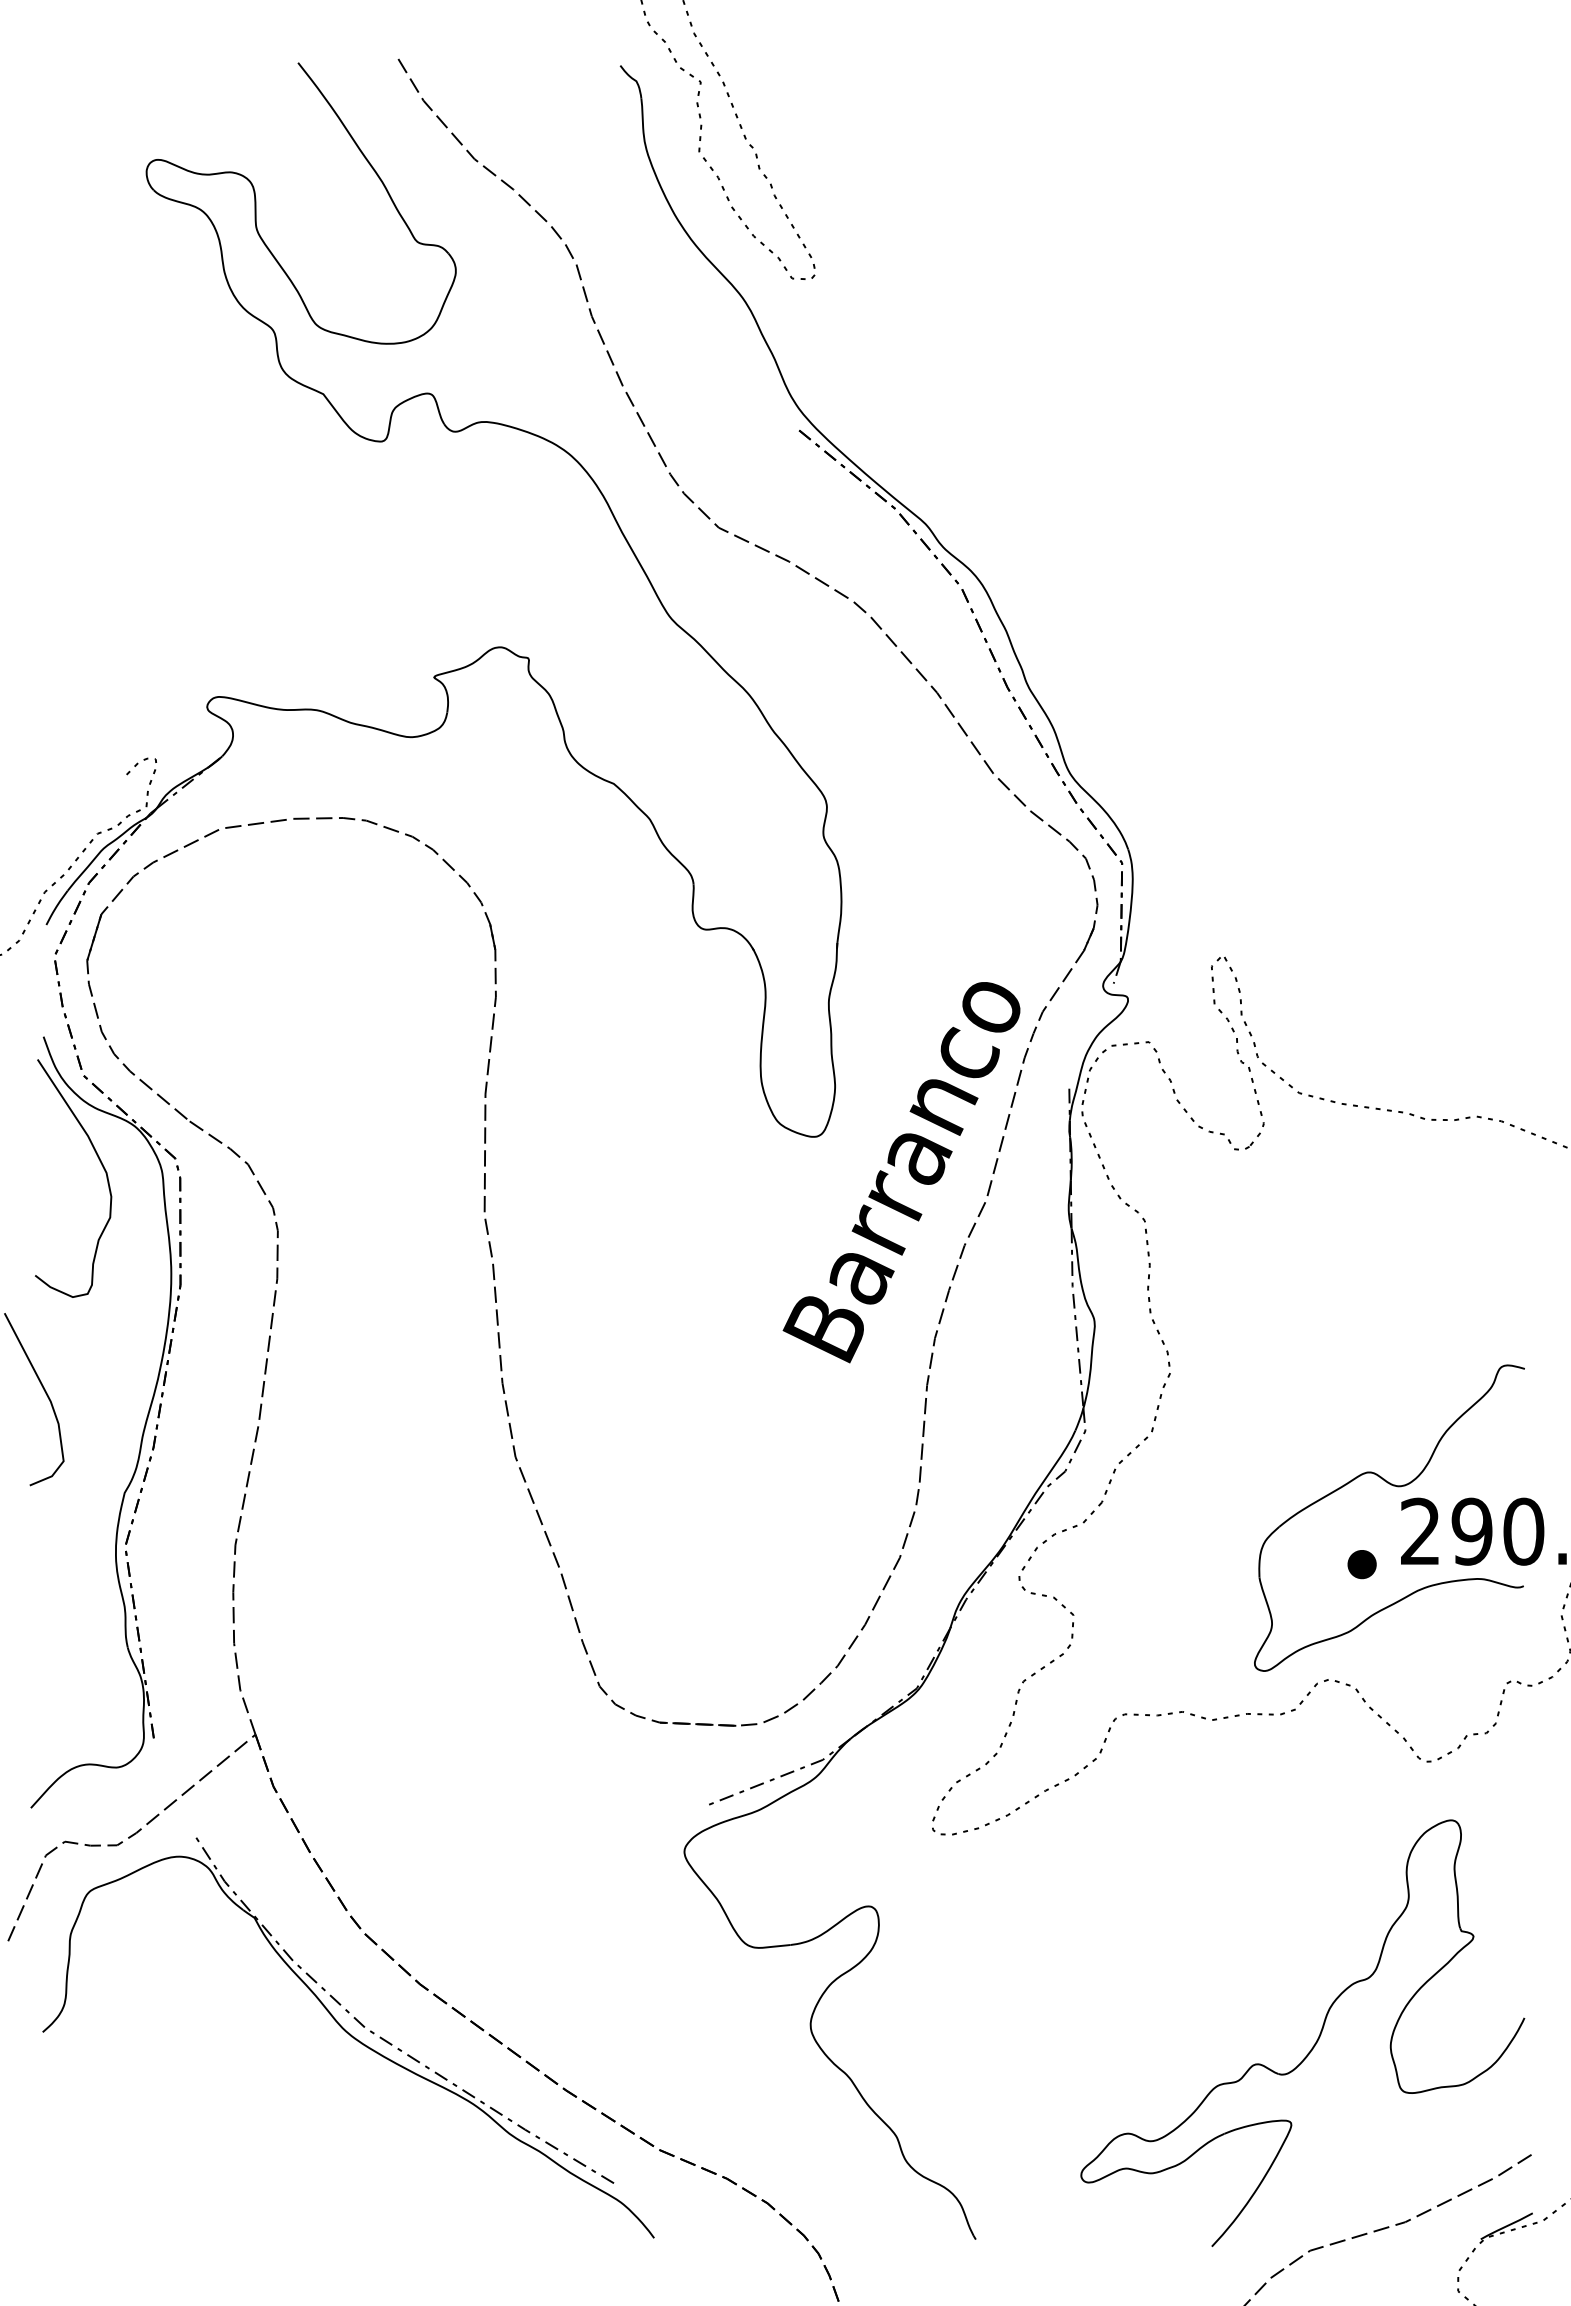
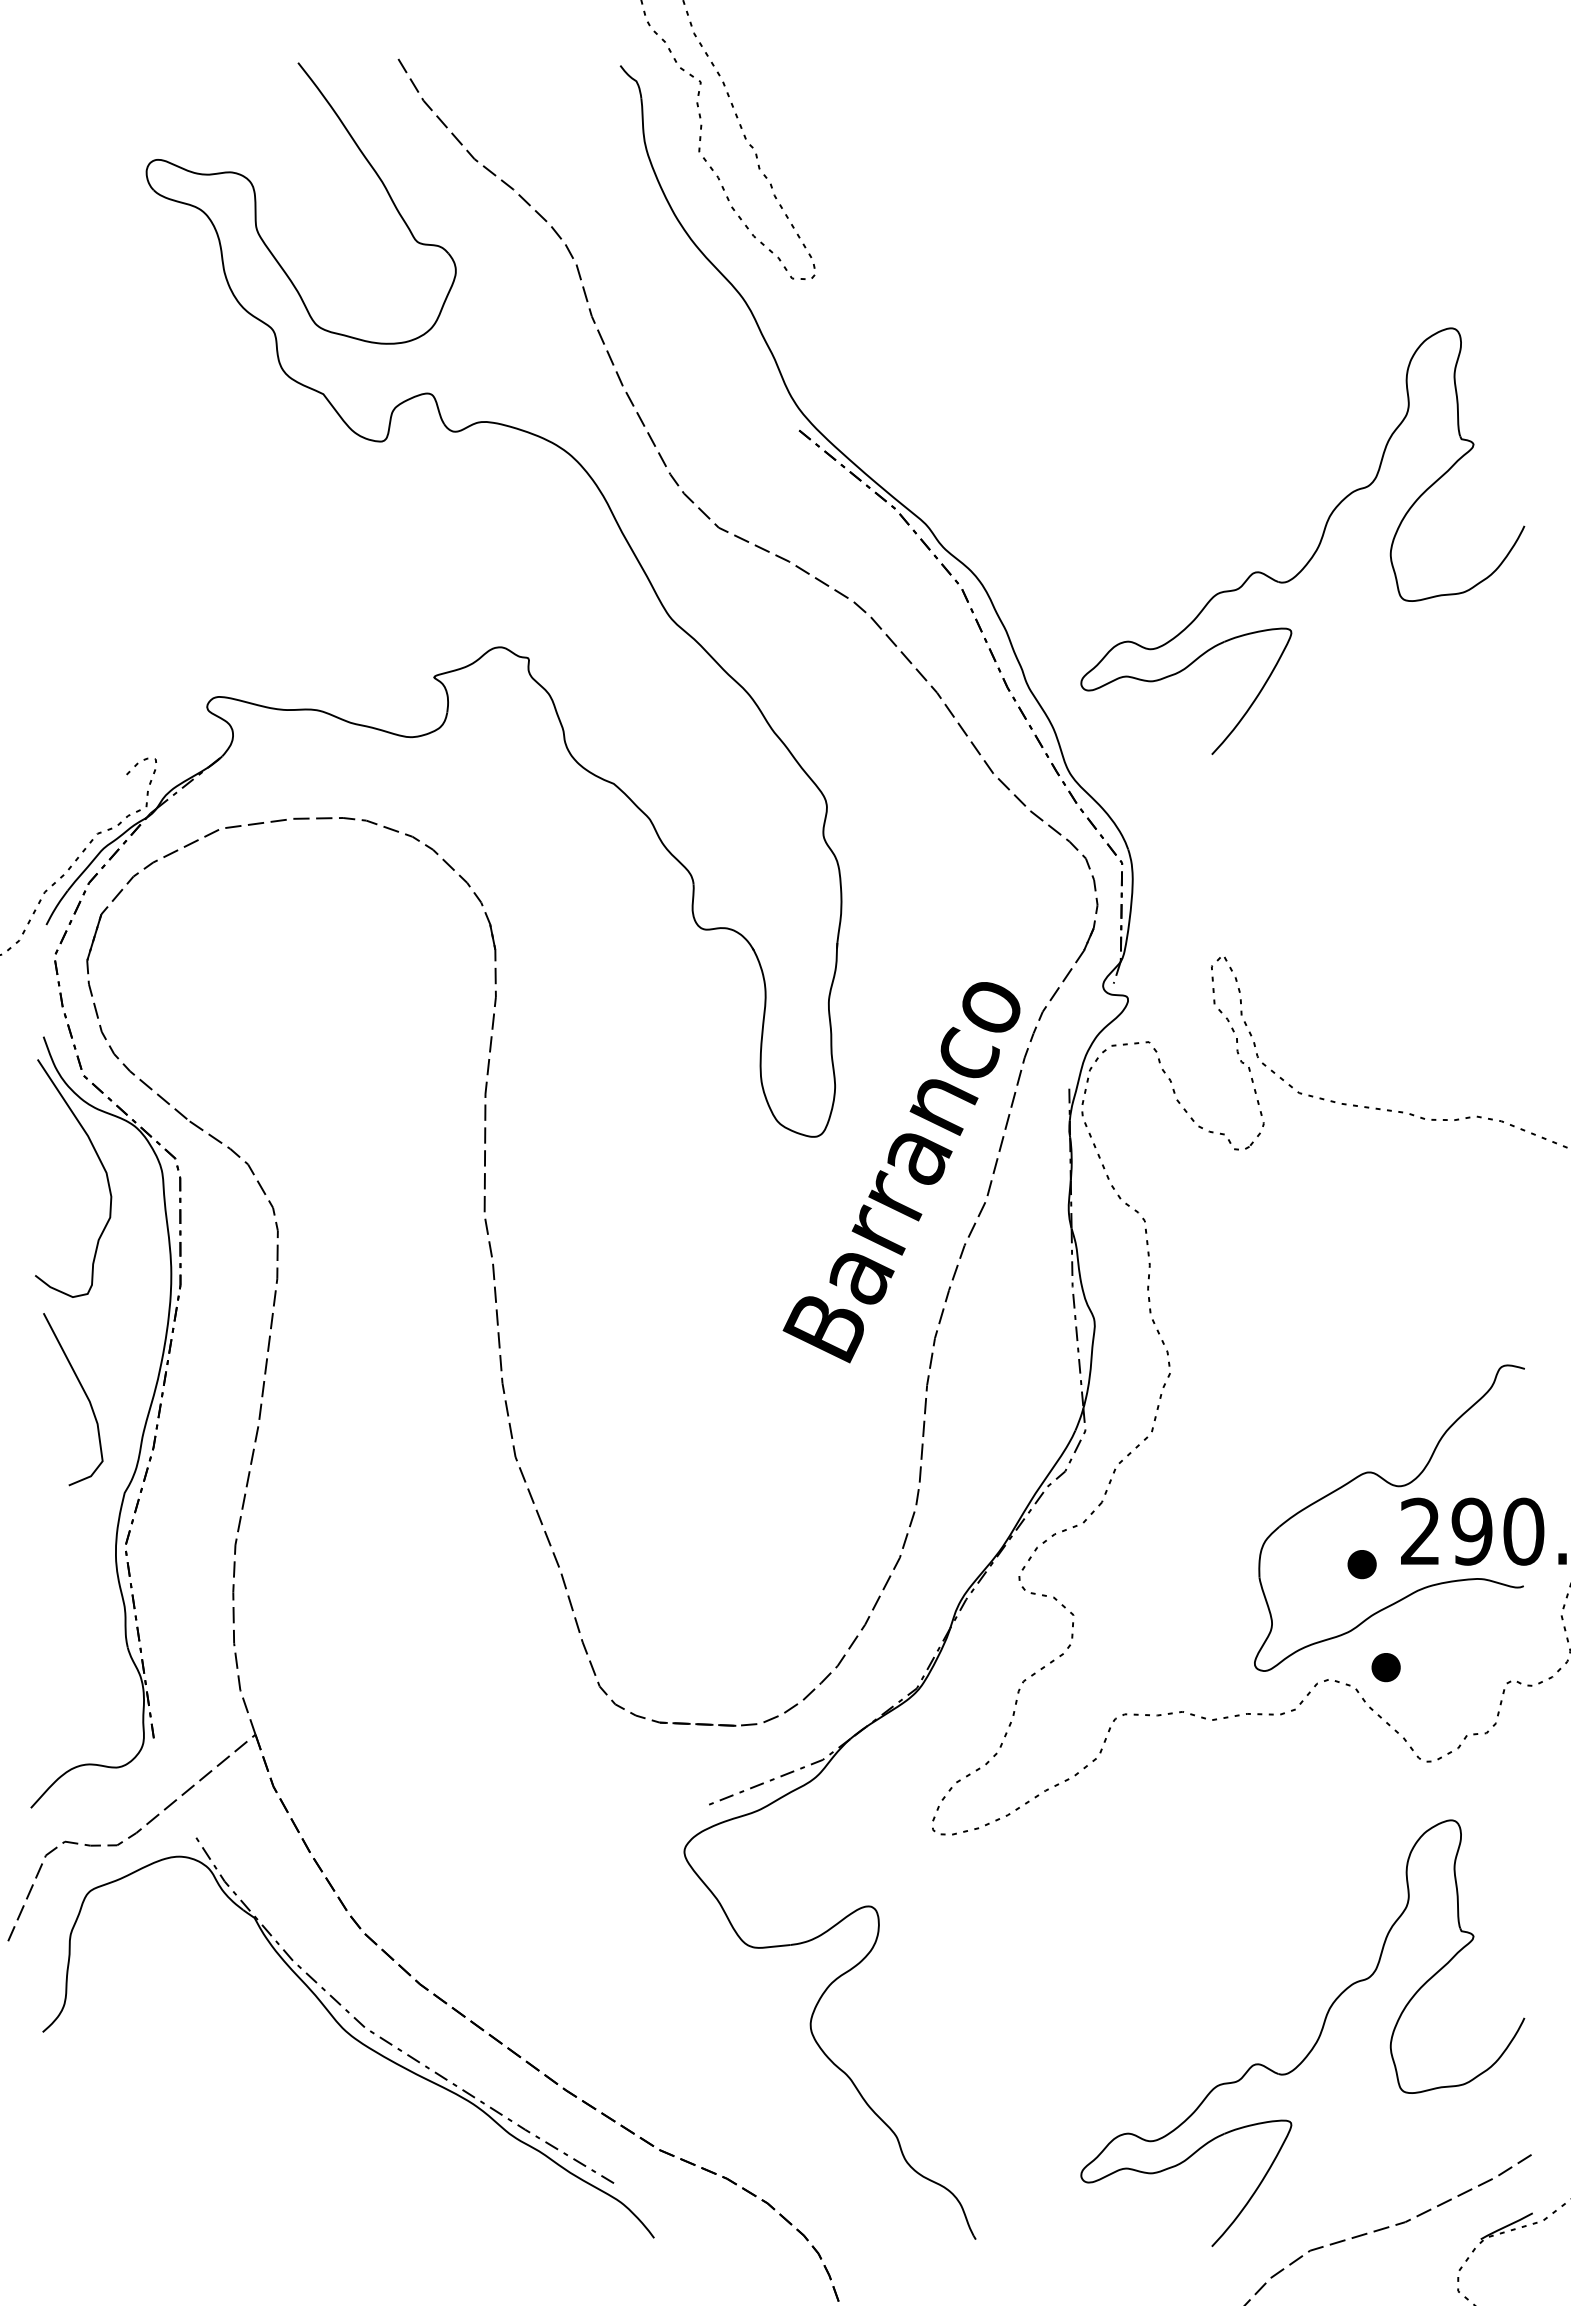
part: none -> present (1316, 548)
curve position: (45, 1393) -> (84, 1393) (84, 1393)
part: none -> present (1385, 1667)
